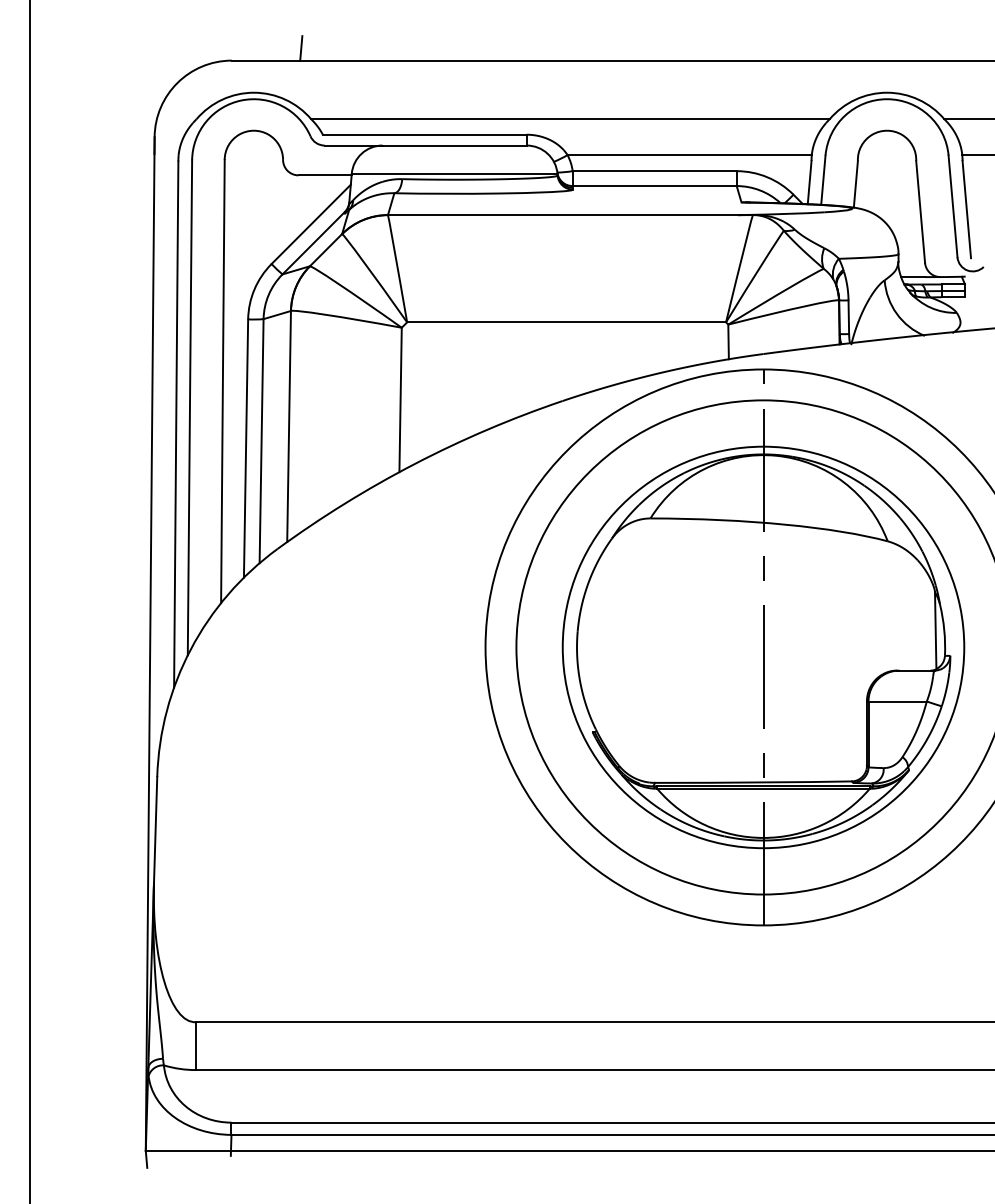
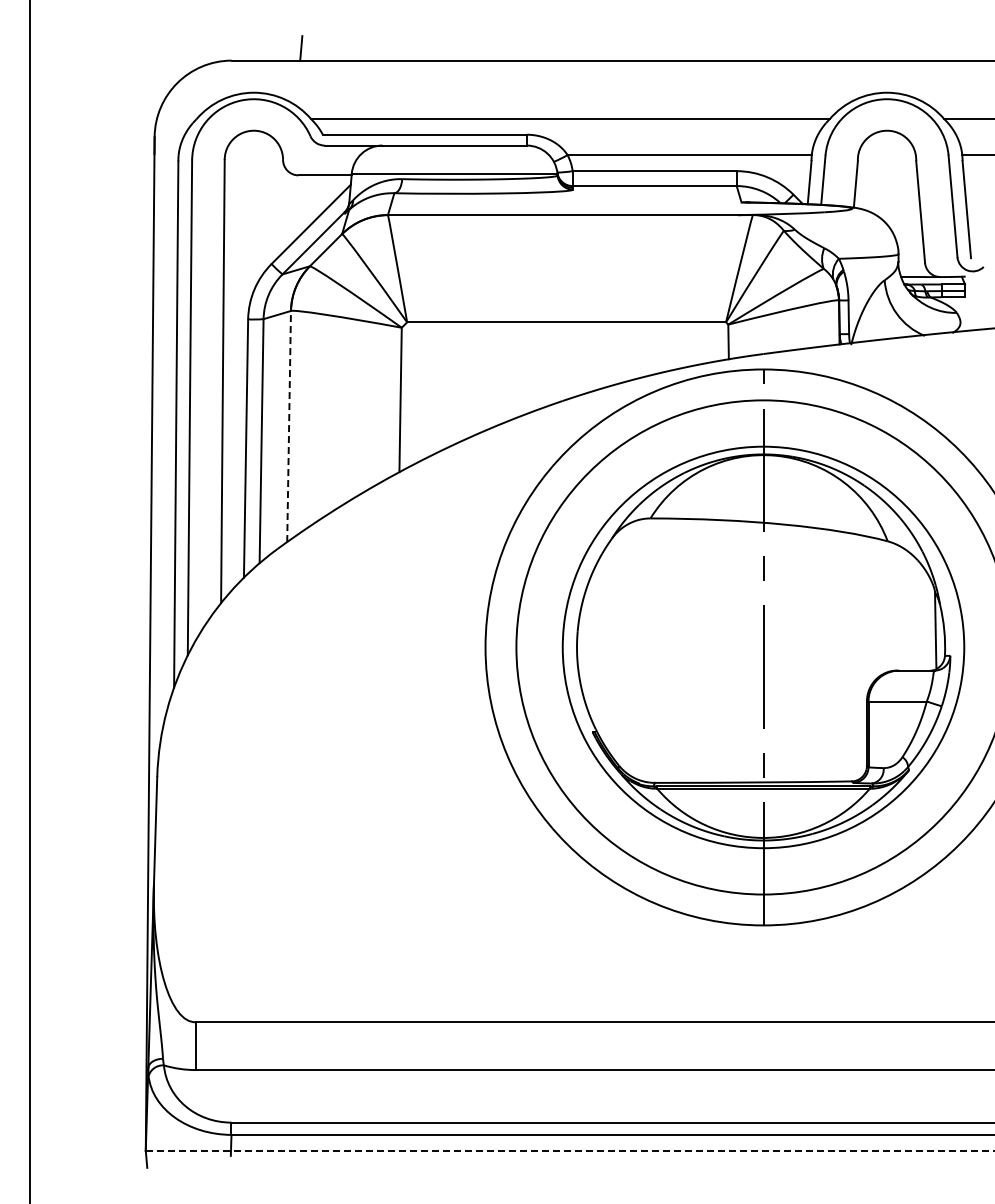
line: solid -> dashed (289, 426)
line: solid -> dashed (570, 1150)
